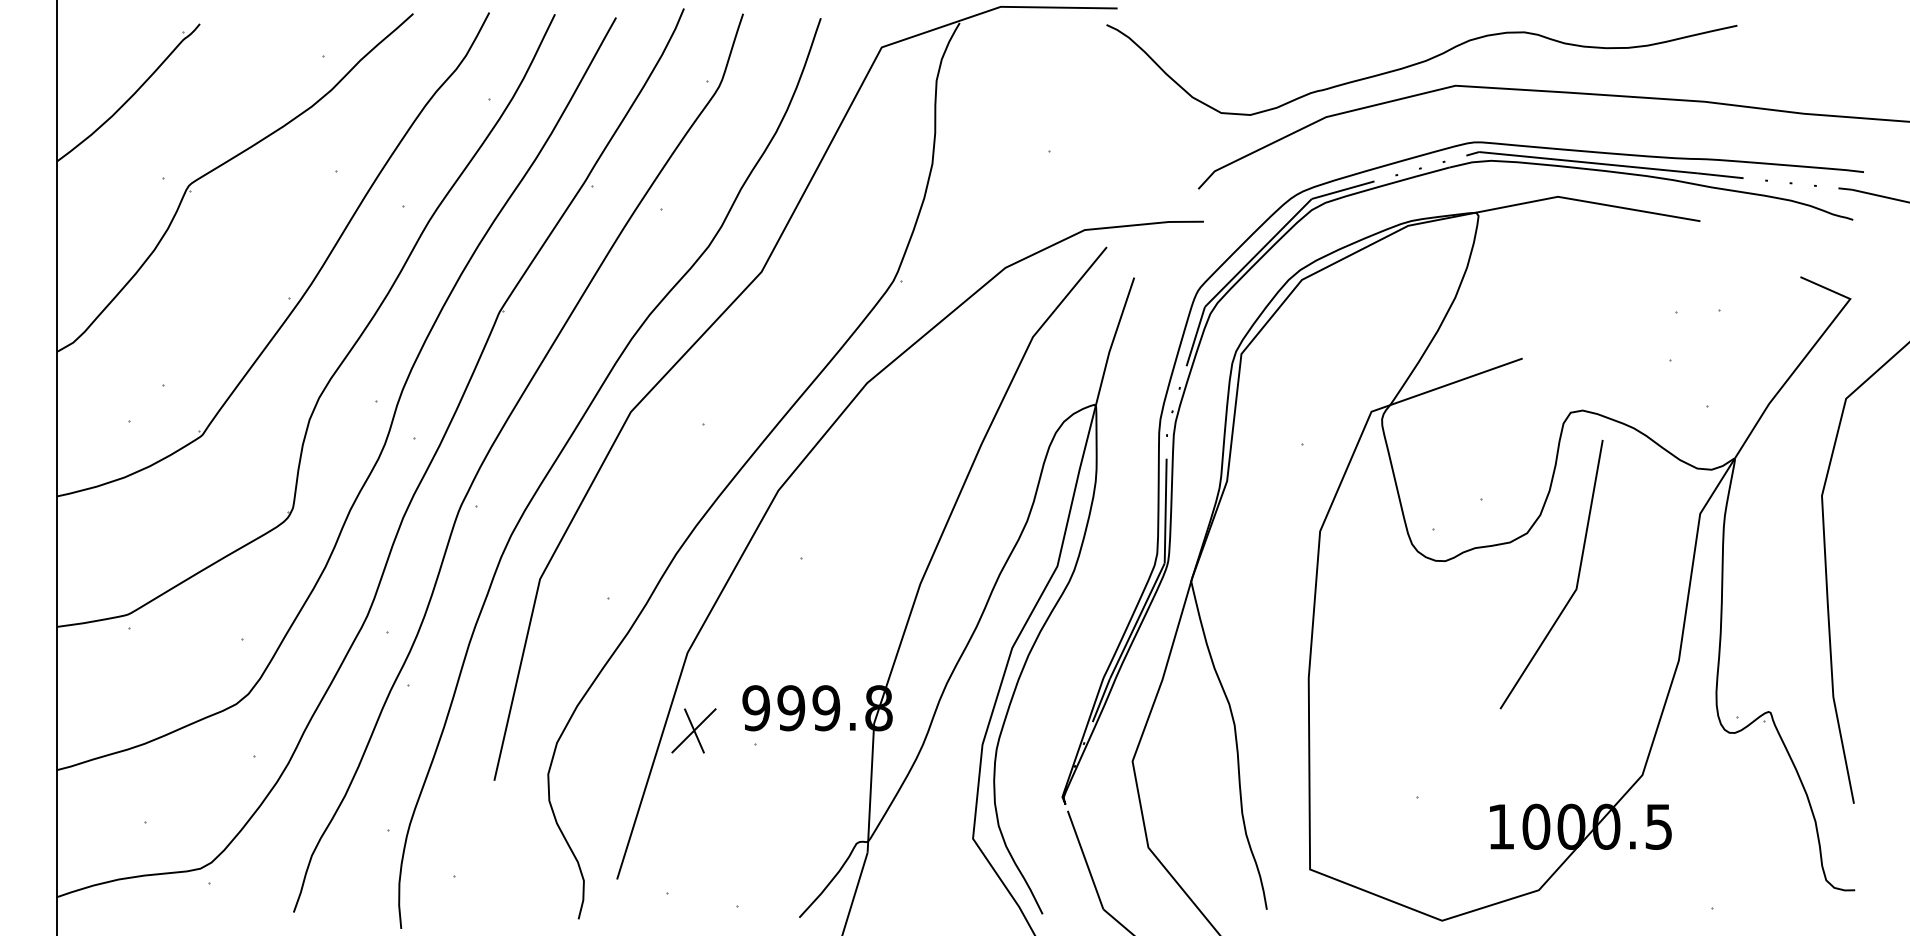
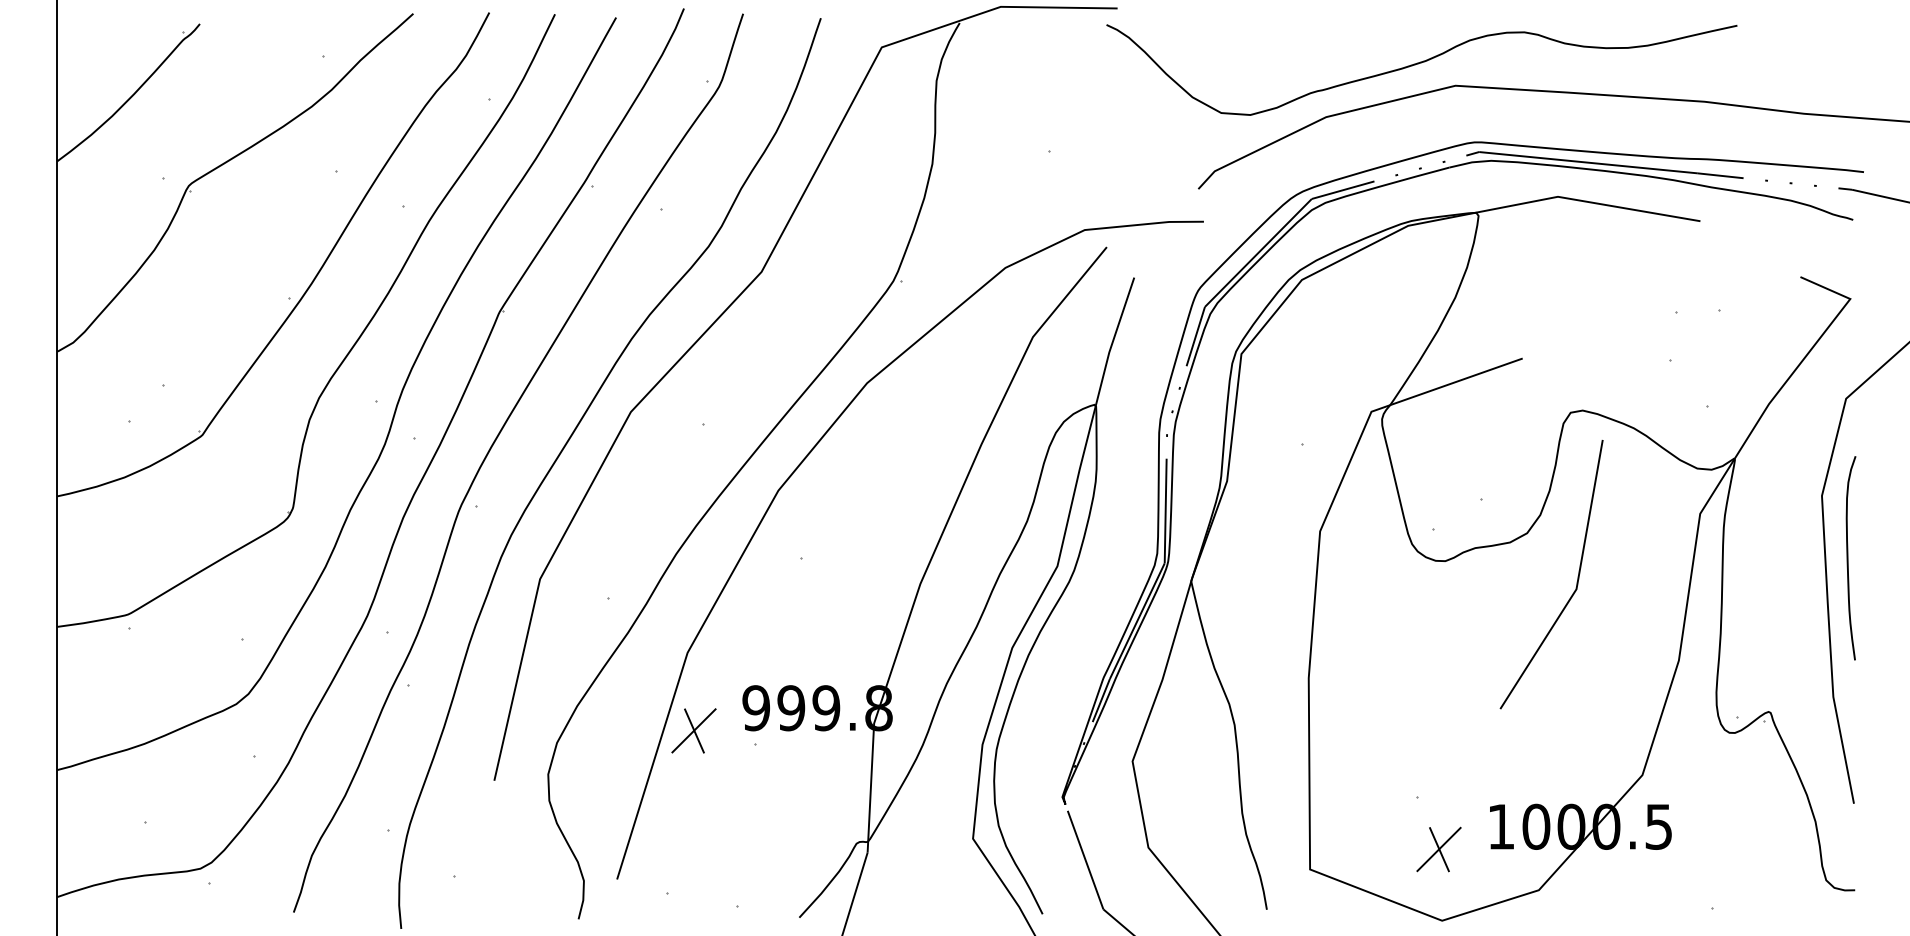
curve: none -> present (1848, 558)
part: none -> present (1438, 849)
